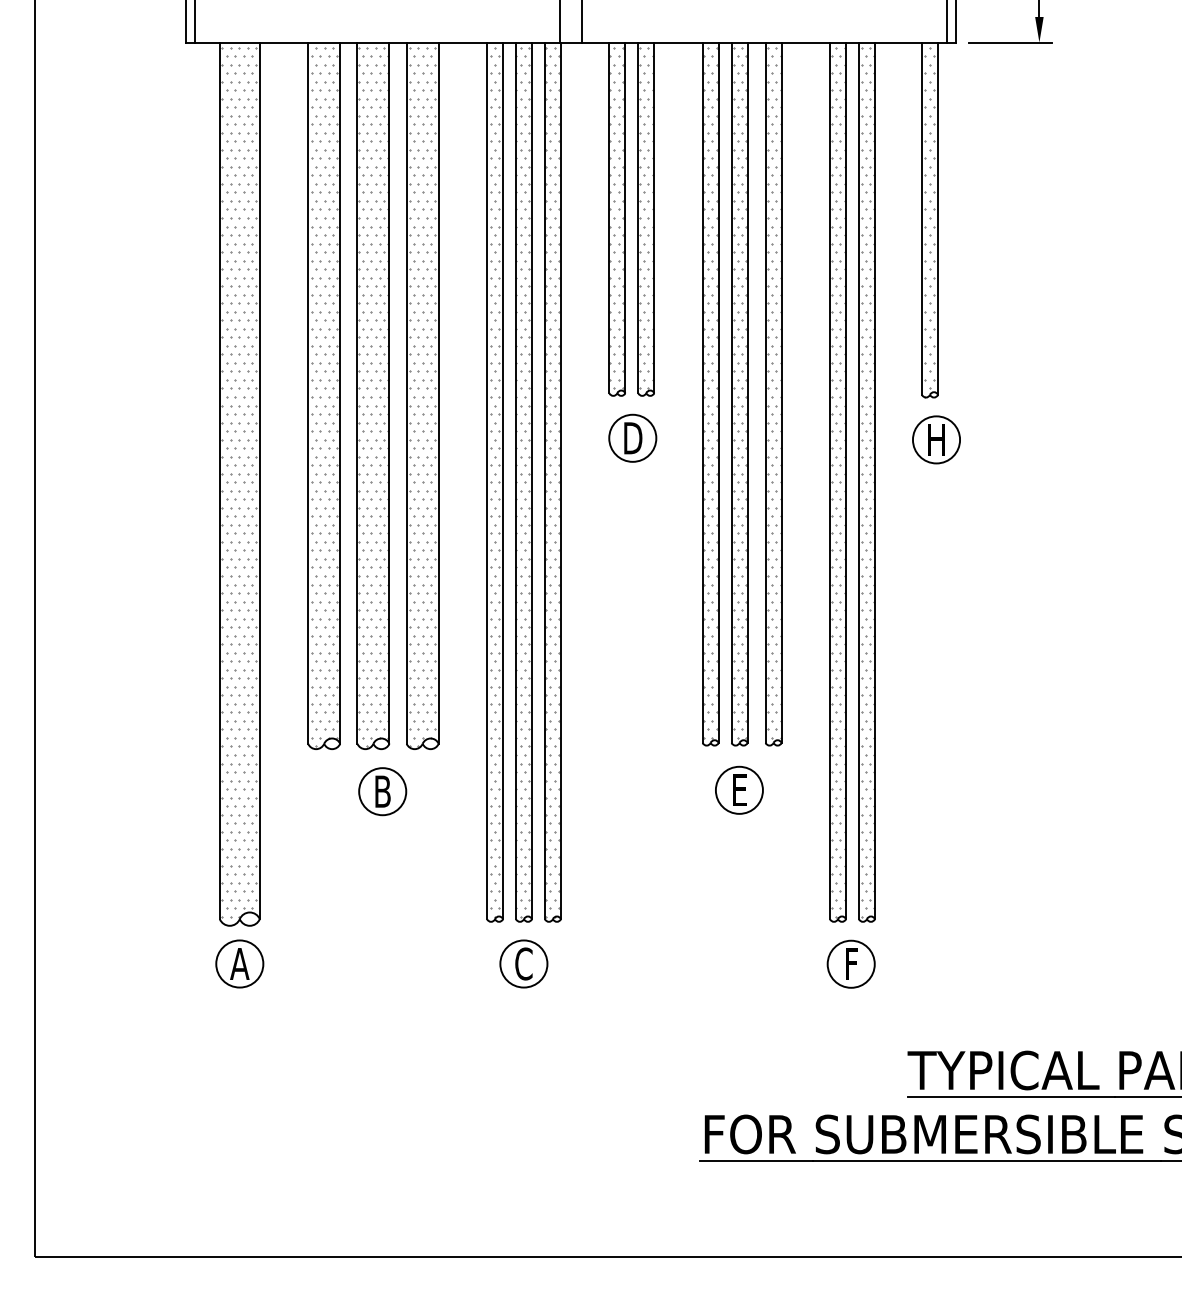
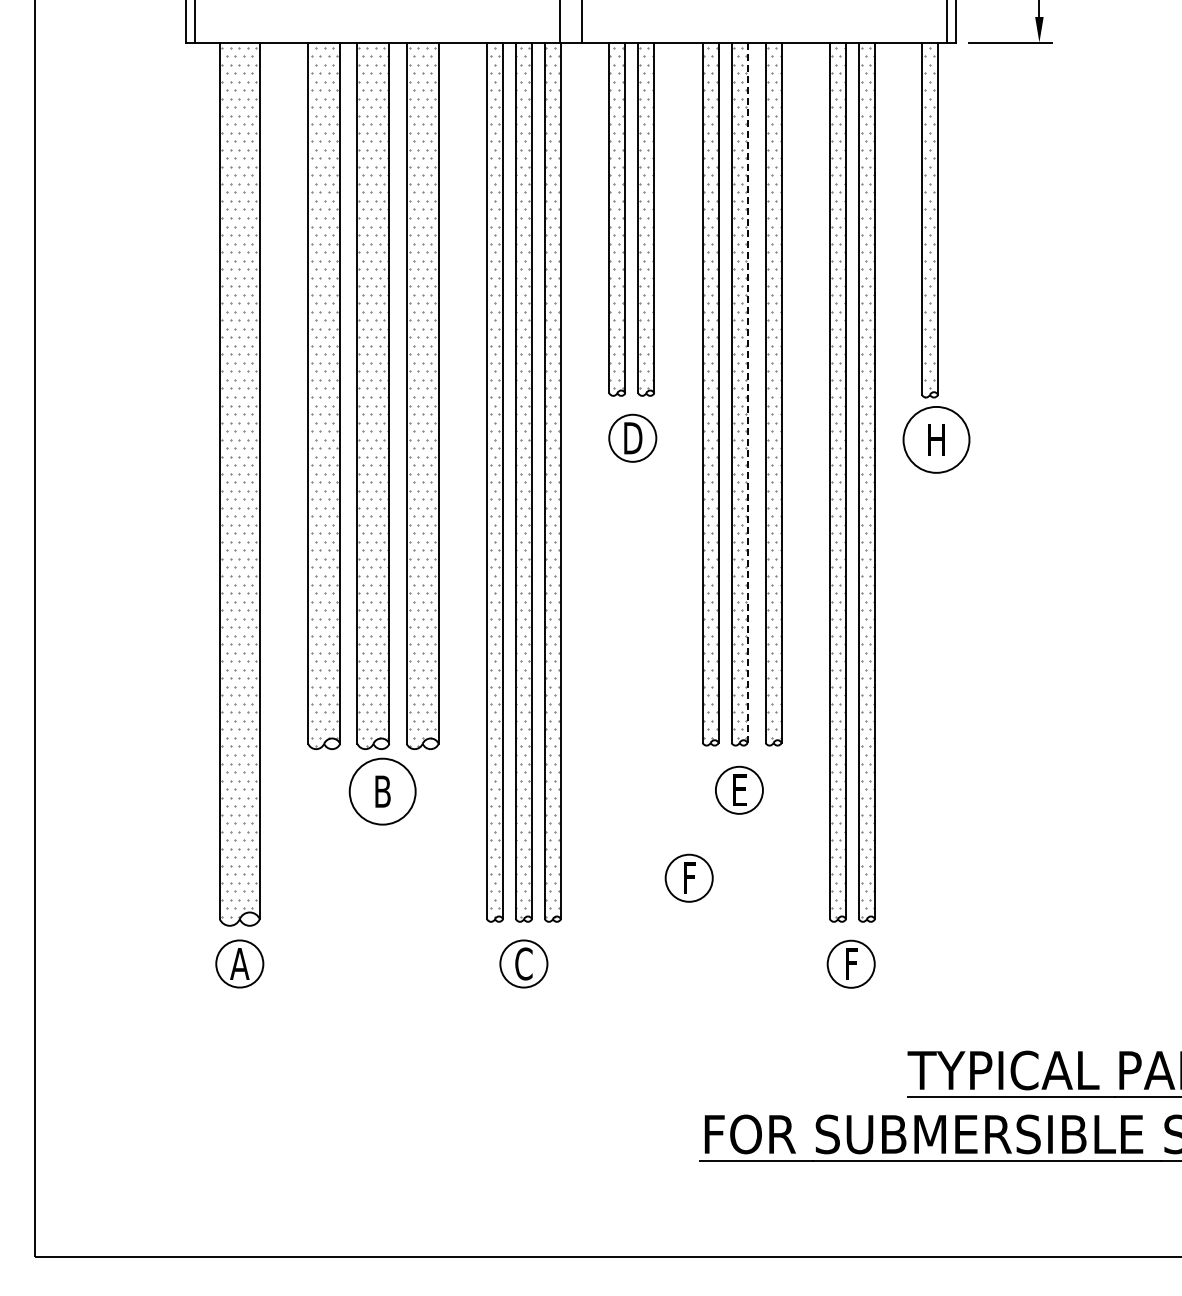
line: solid -> dashed (747, 392)
circle diameter: 47 px -> 66 px (936, 439)
circle diameter: 47 px -> 66 px (382, 791)
part: none -> present (688, 877)
